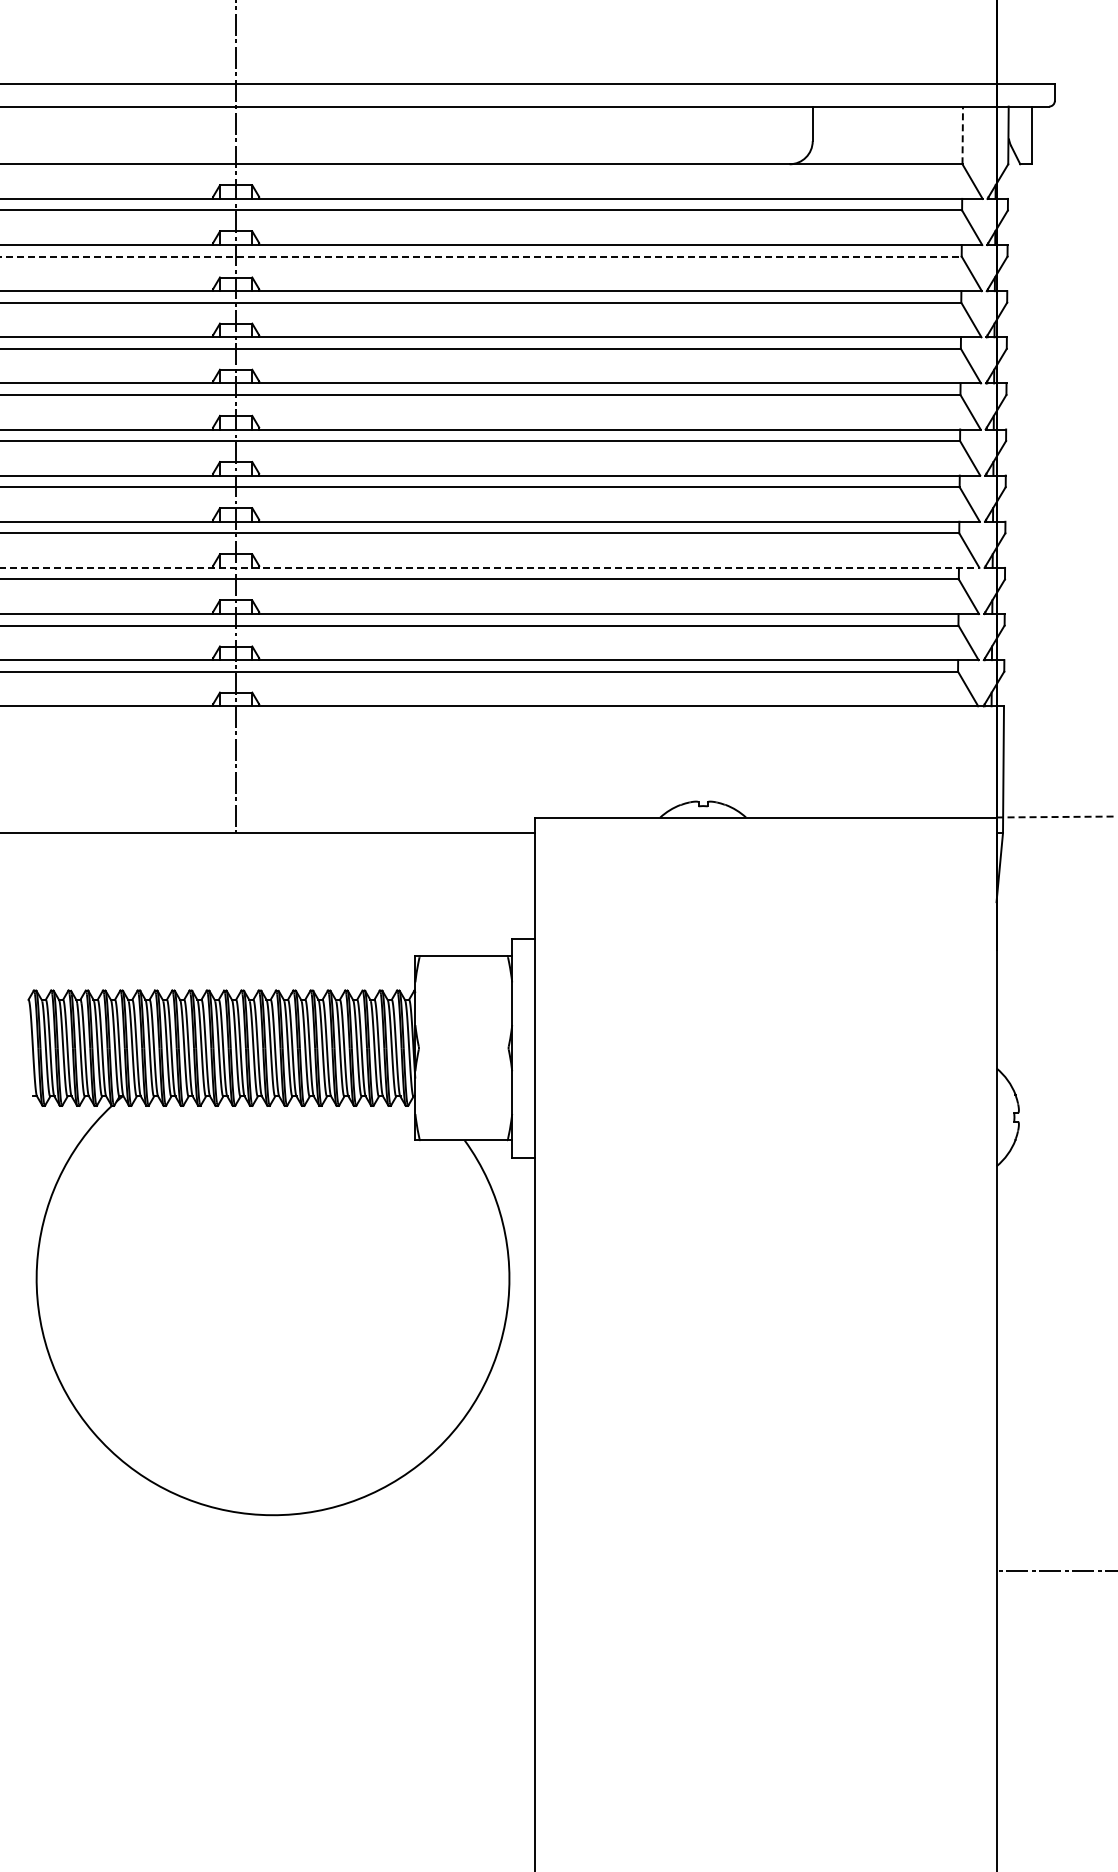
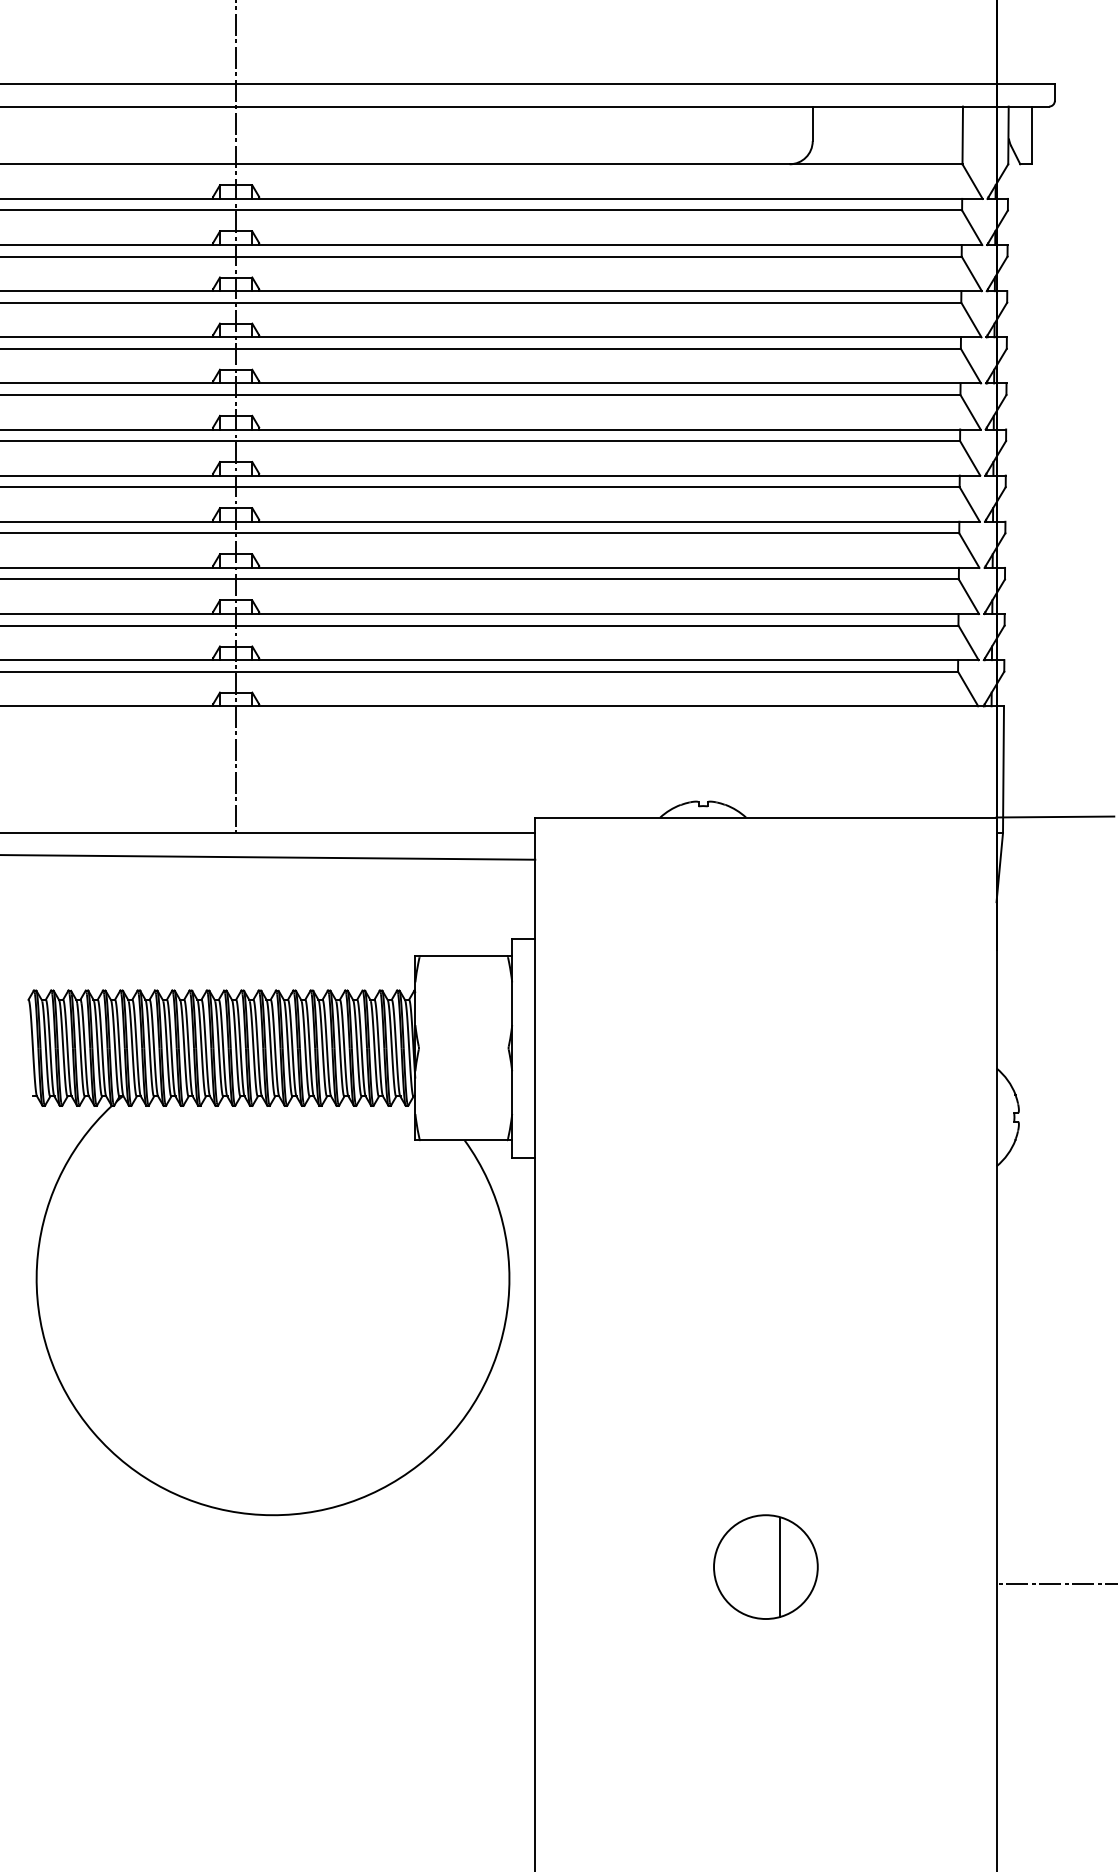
line: dashed -> solid (962, 135)
line: dashed -> solid (480, 256)
line: dashed -> solid (490, 567)
line: dashed -> solid (1055, 817)
line: none -> present (268, 857)
part: none -> present (765, 1566)
line position: (1055, 1571) -> (1055, 1584) (1055, 1584)
